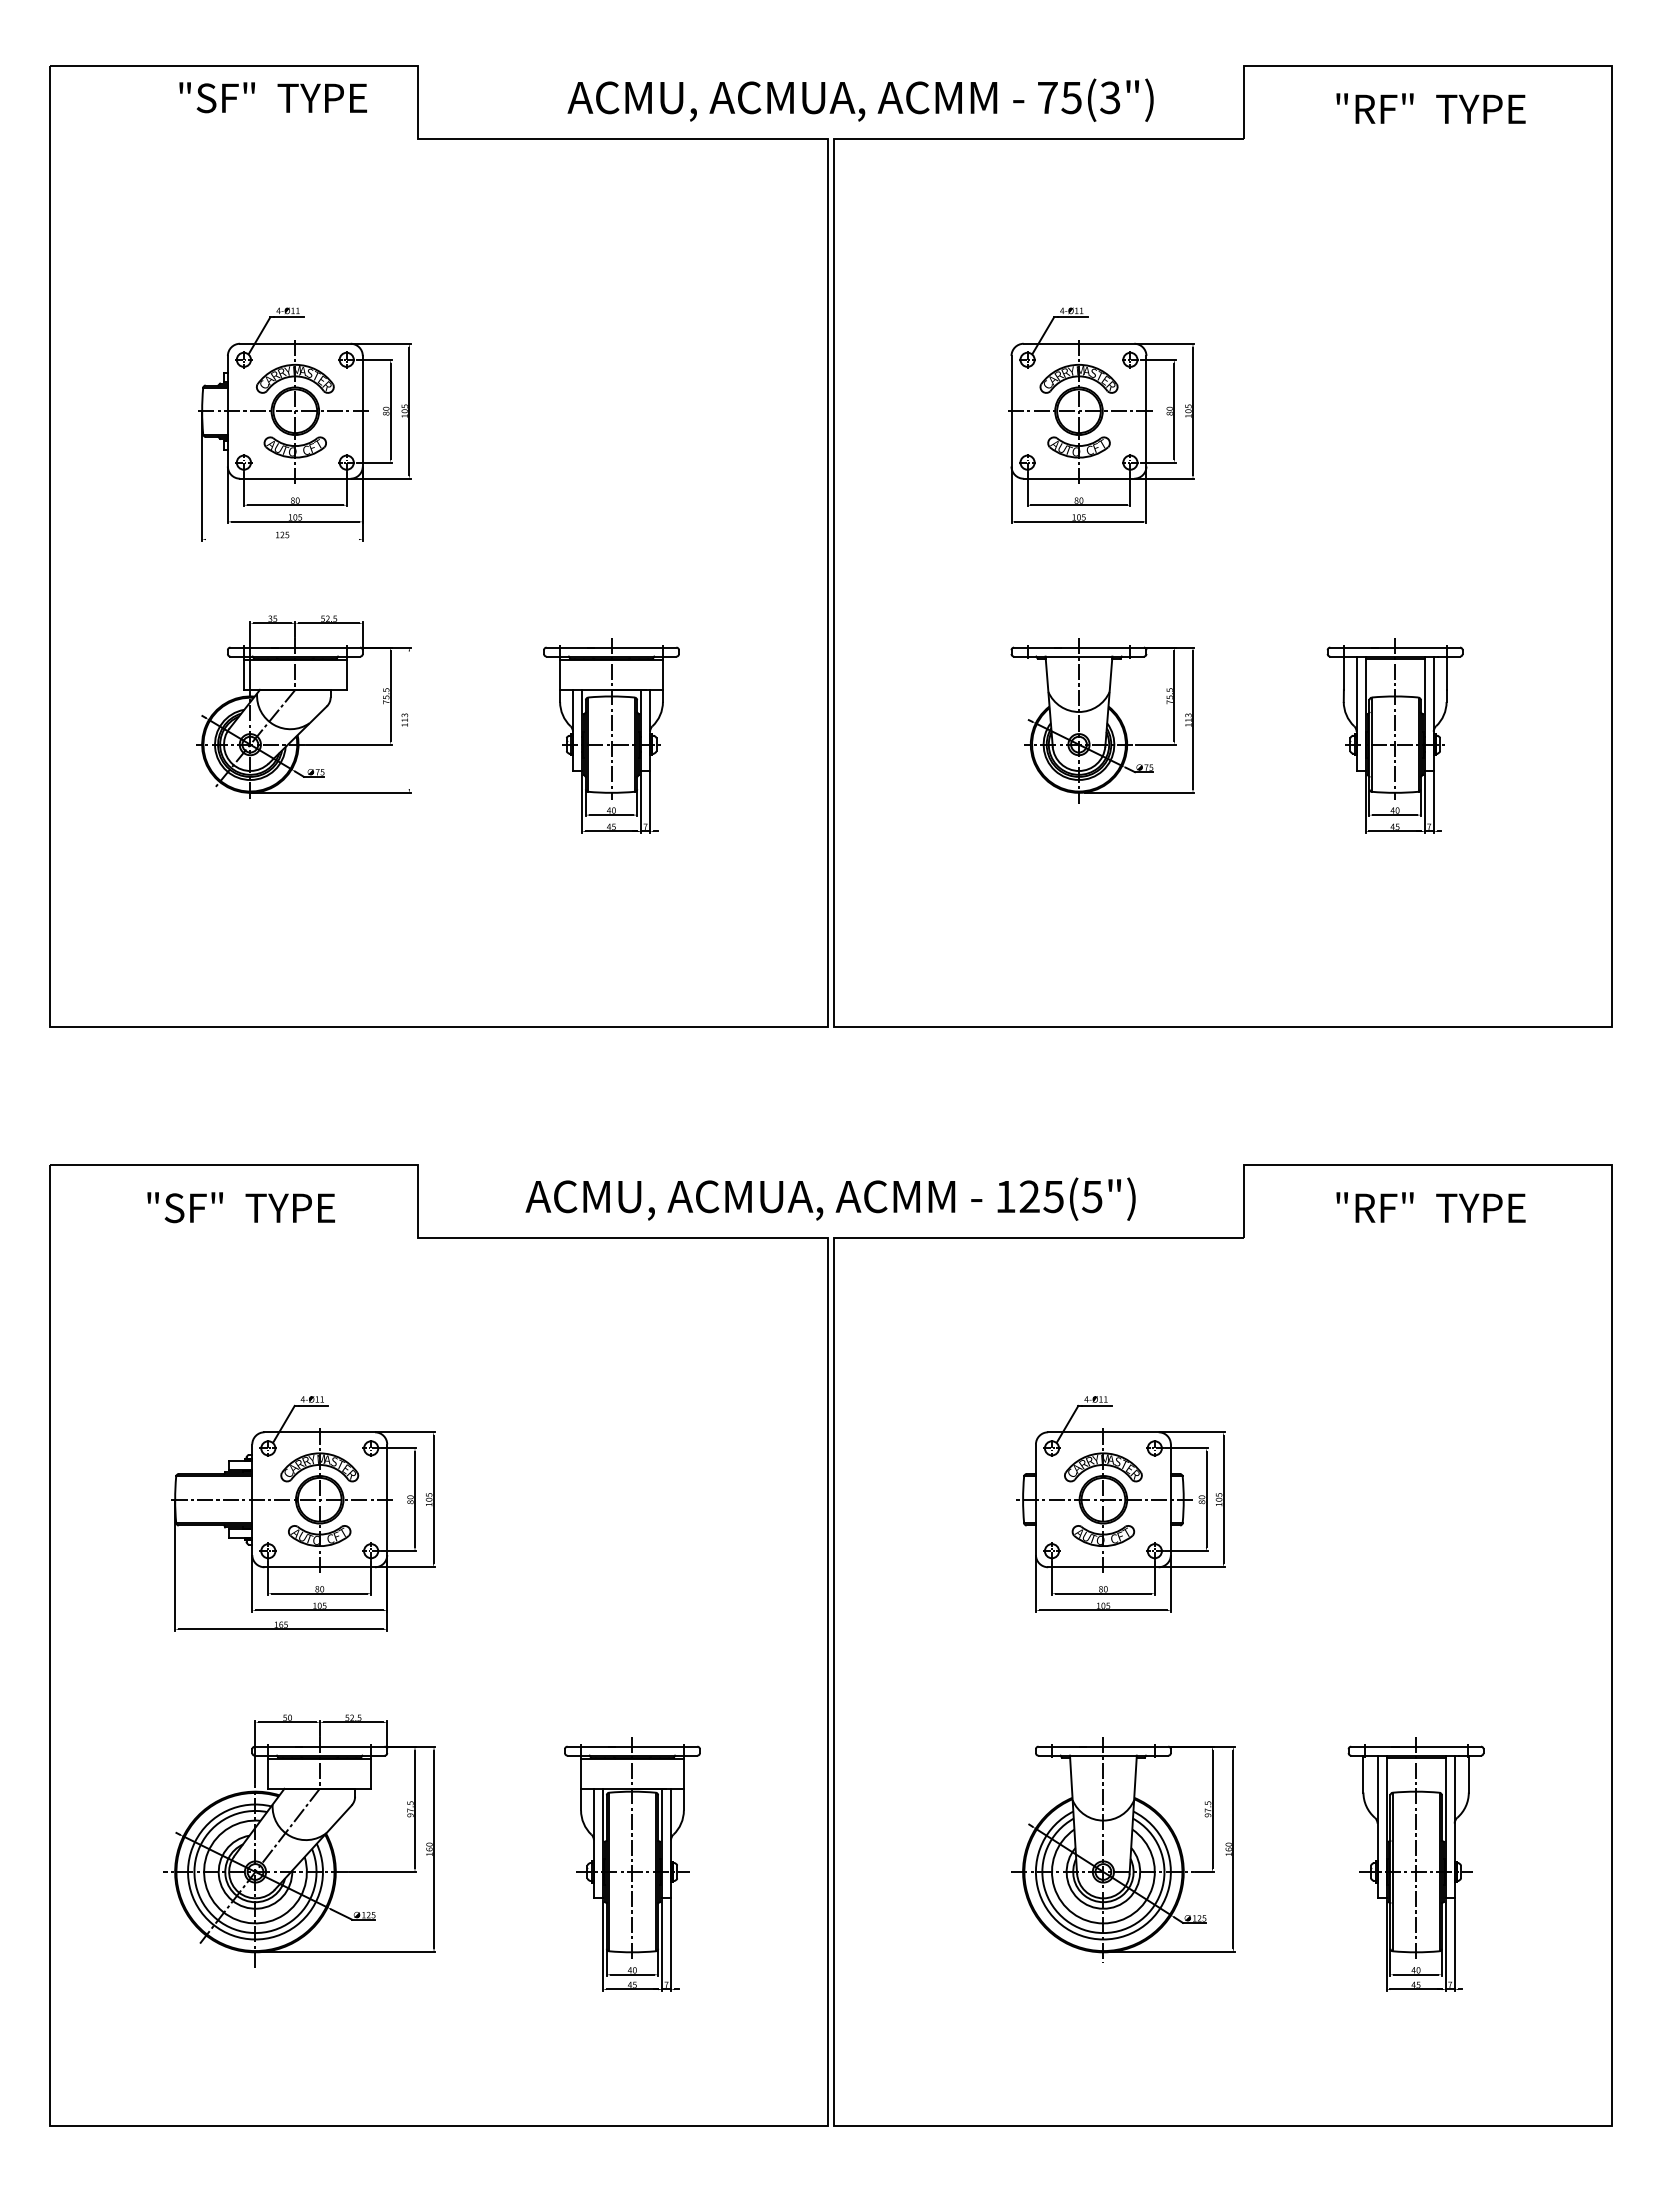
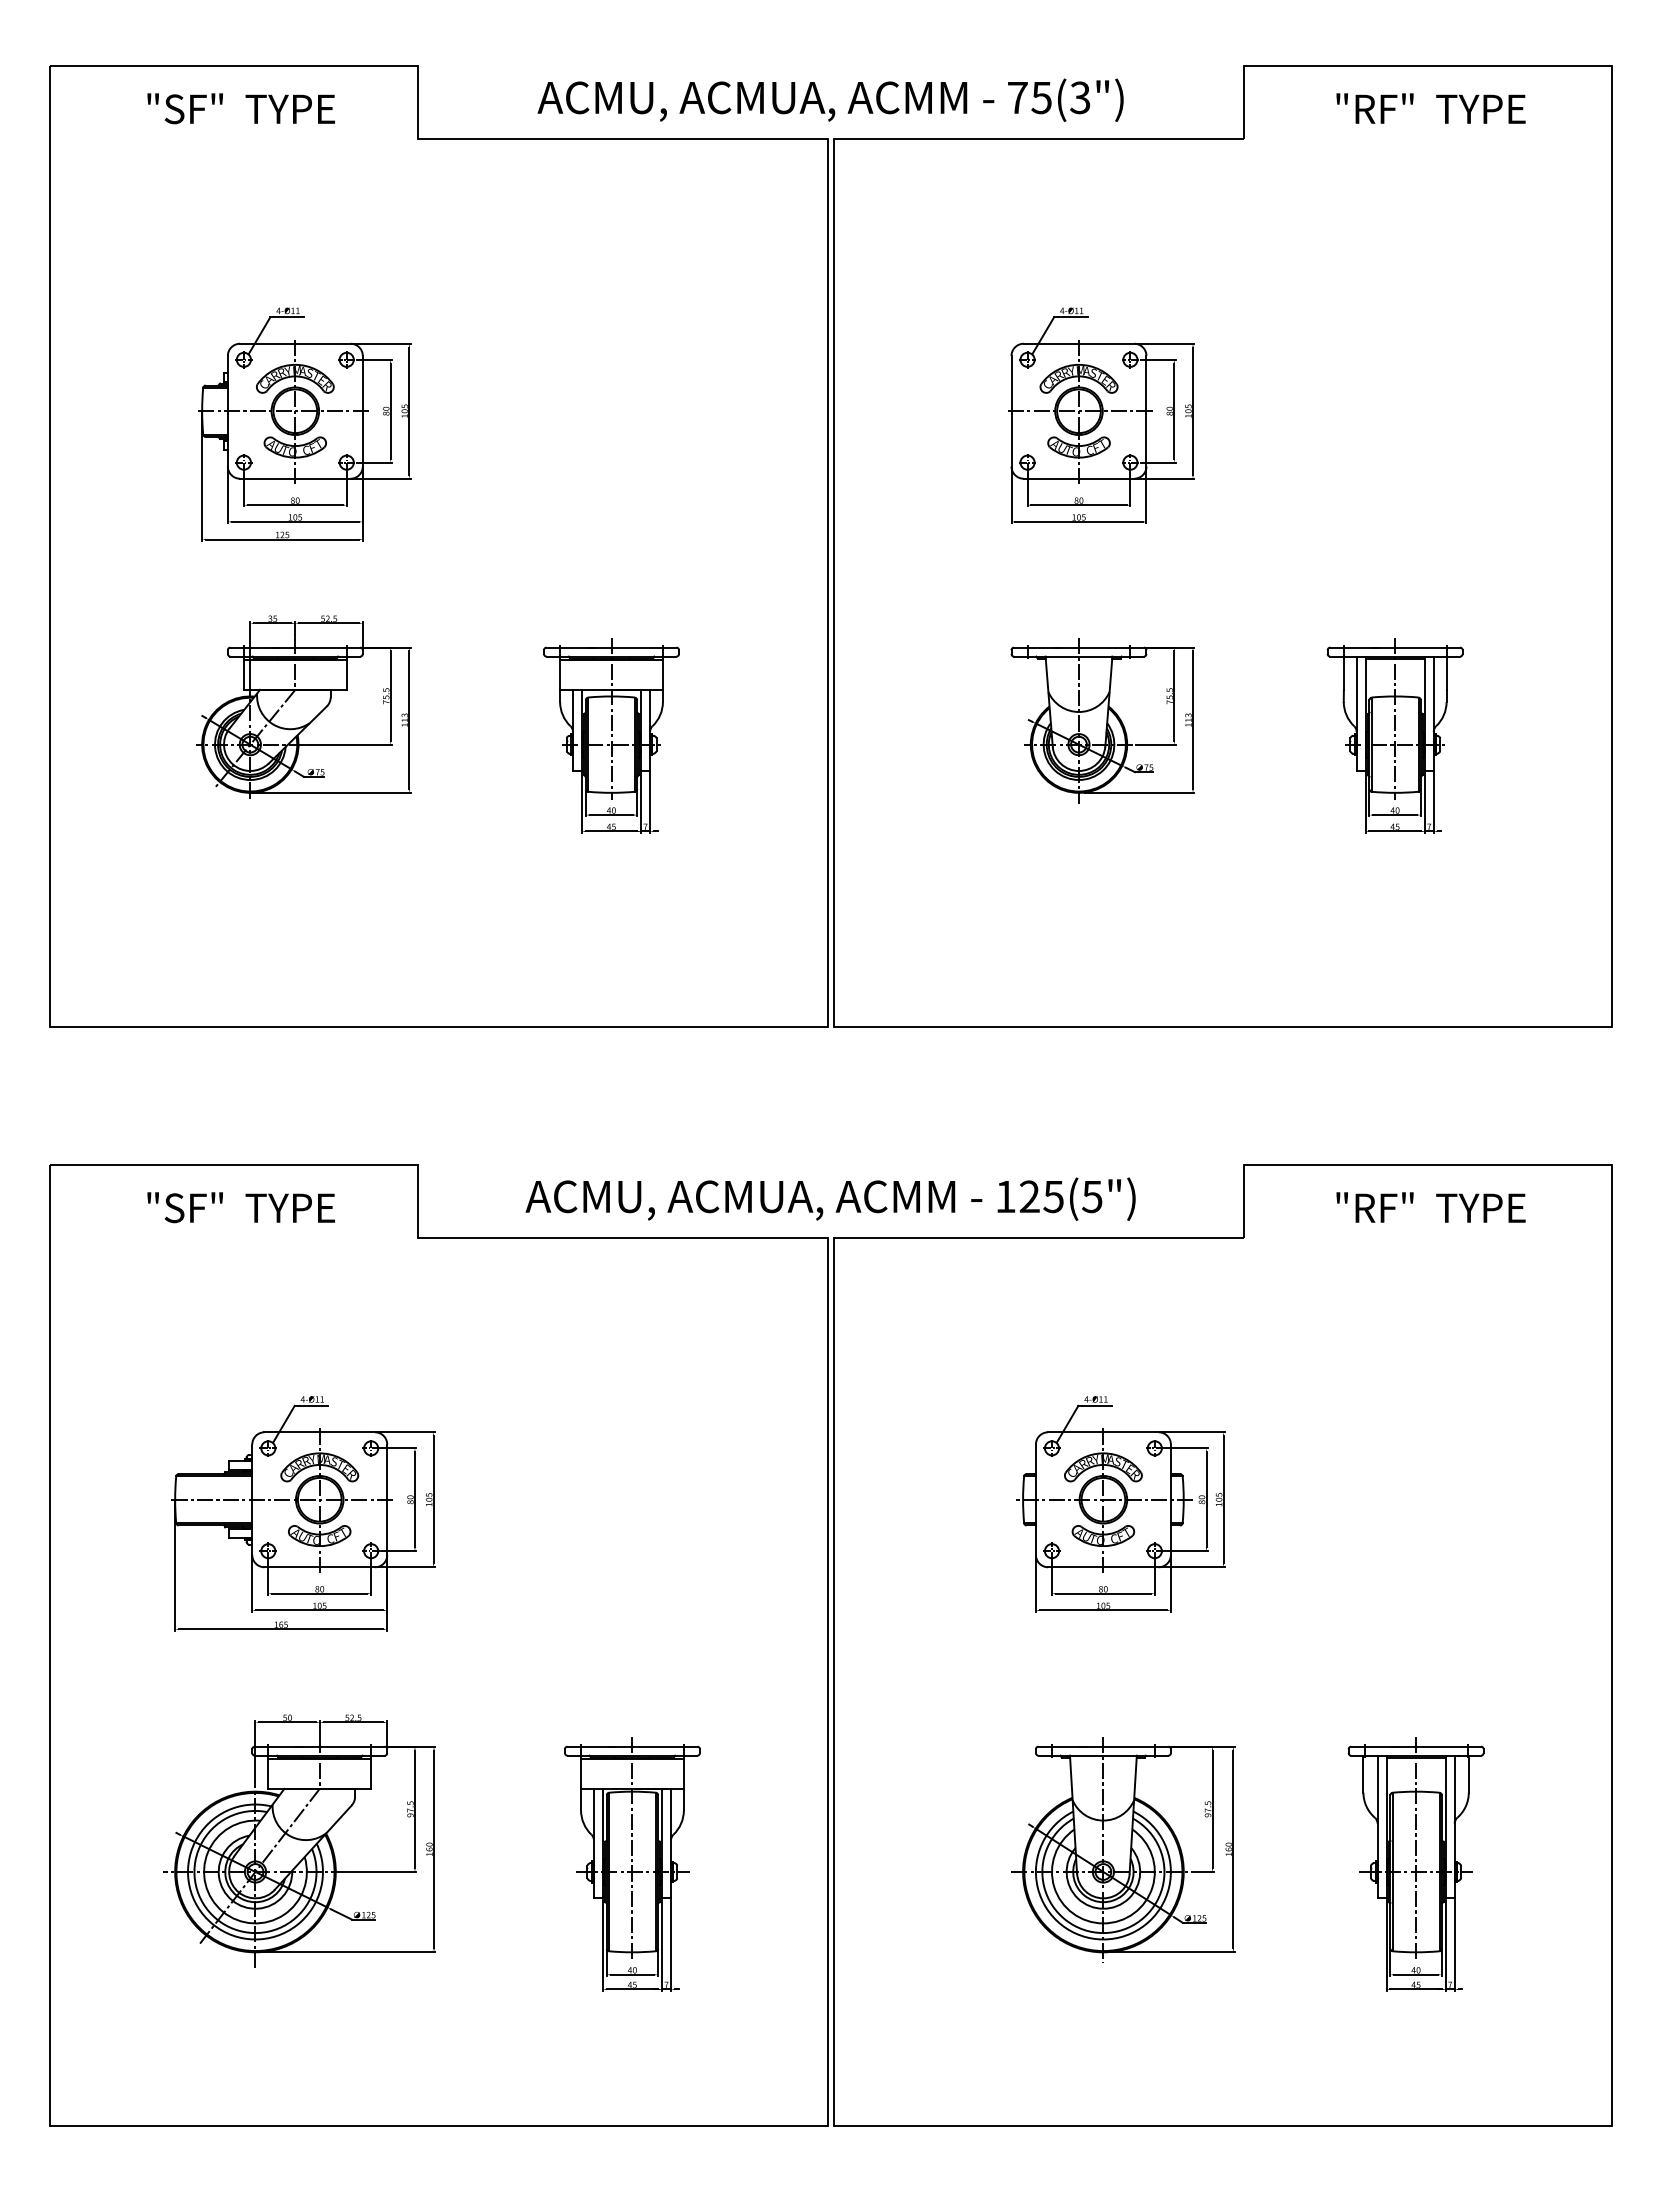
text position: (272, 97) -> (240, 108) (240, 108)
text position: (860, 99) -> (830, 99) (830, 99)
line: none -> present (282, 539)
line: none -> present (409, 720)
